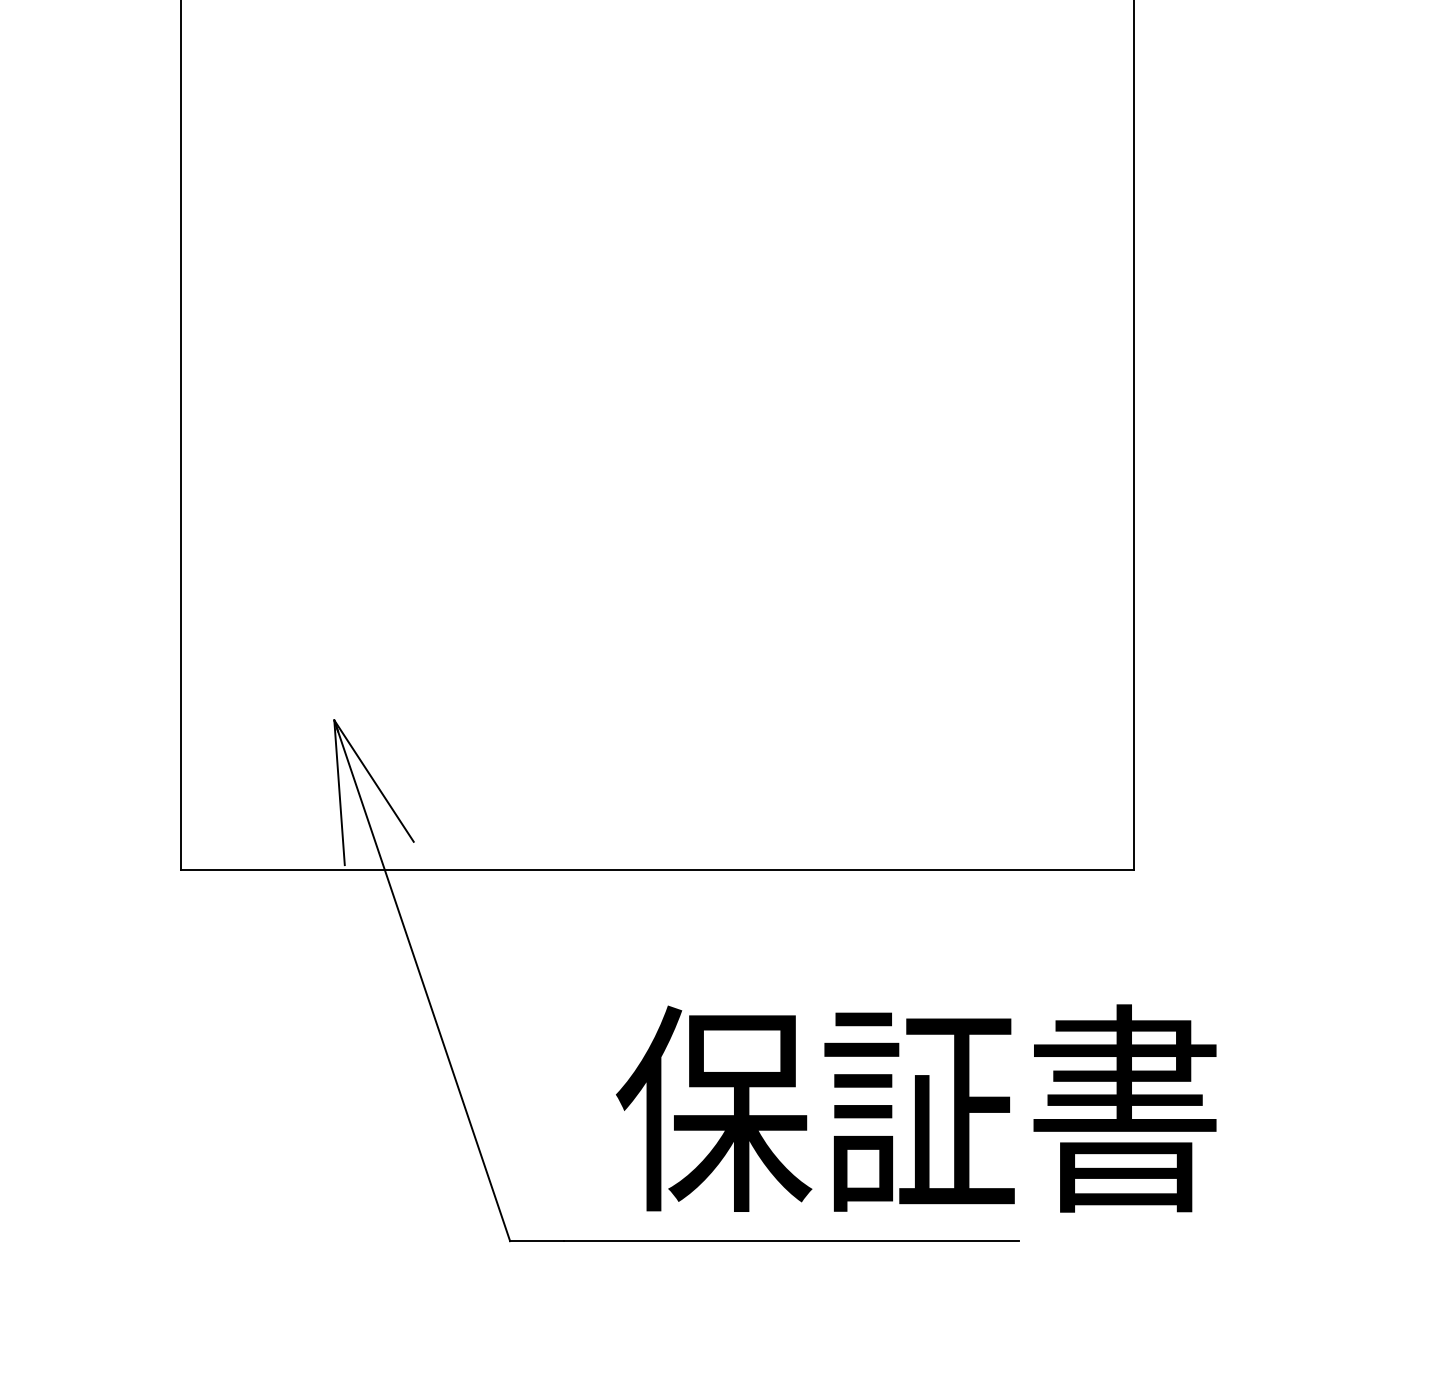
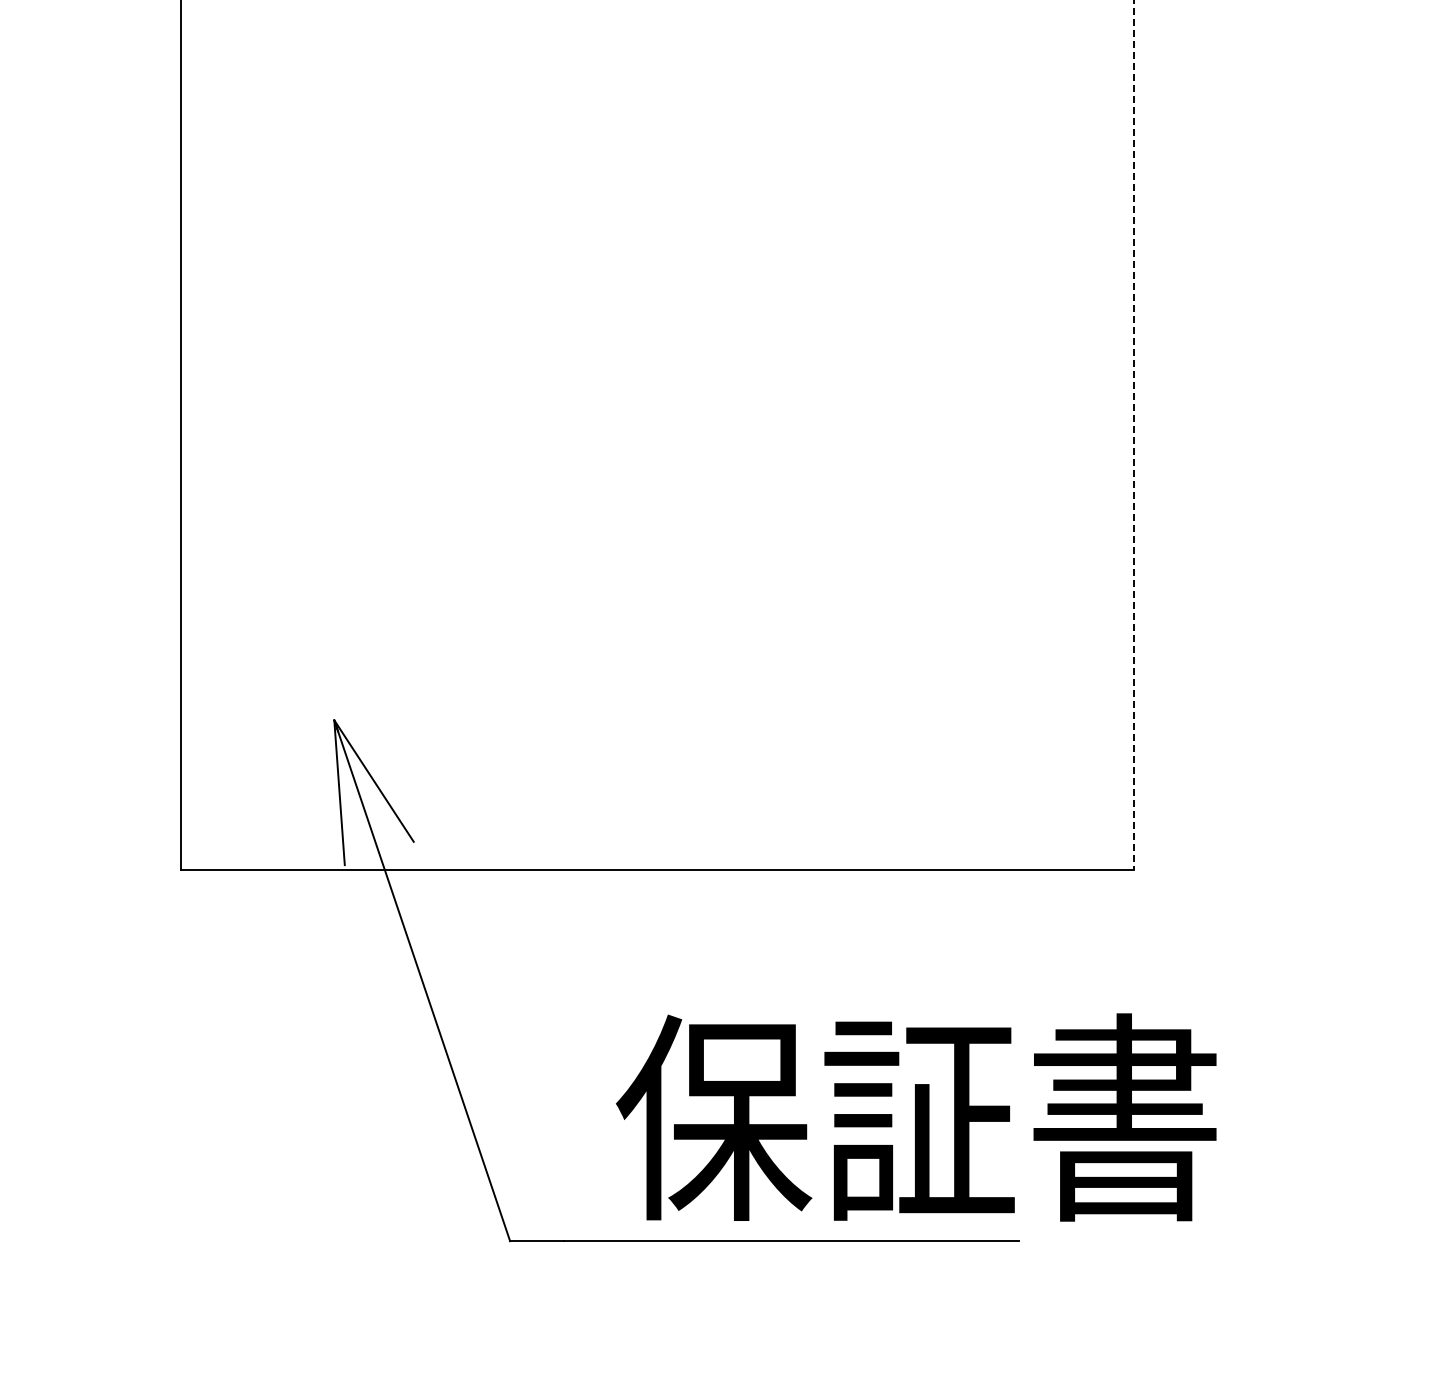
line: solid -> dashed (1134, 435)
text position: (916, 1108) -> (916, 1117) (916, 1117)
